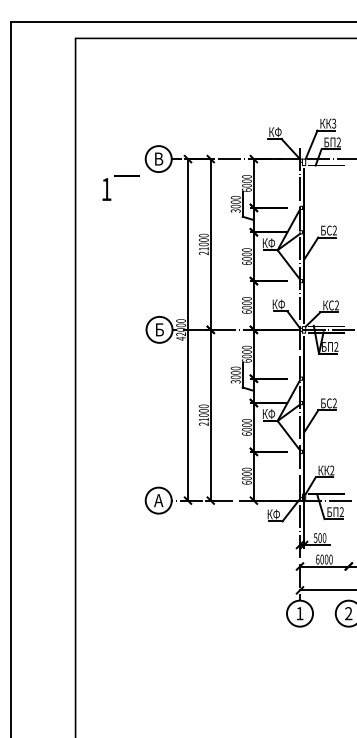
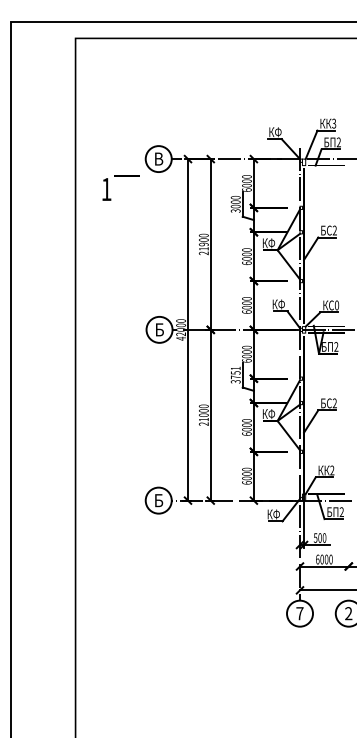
text: 21000 -> 21900 (203, 244)
text: C2 -> C0 (337, 305)
text: 3000 -> 3751 (235, 372)
text: А -> Б (158, 500)
text: 1 -> 7 (299, 613)
